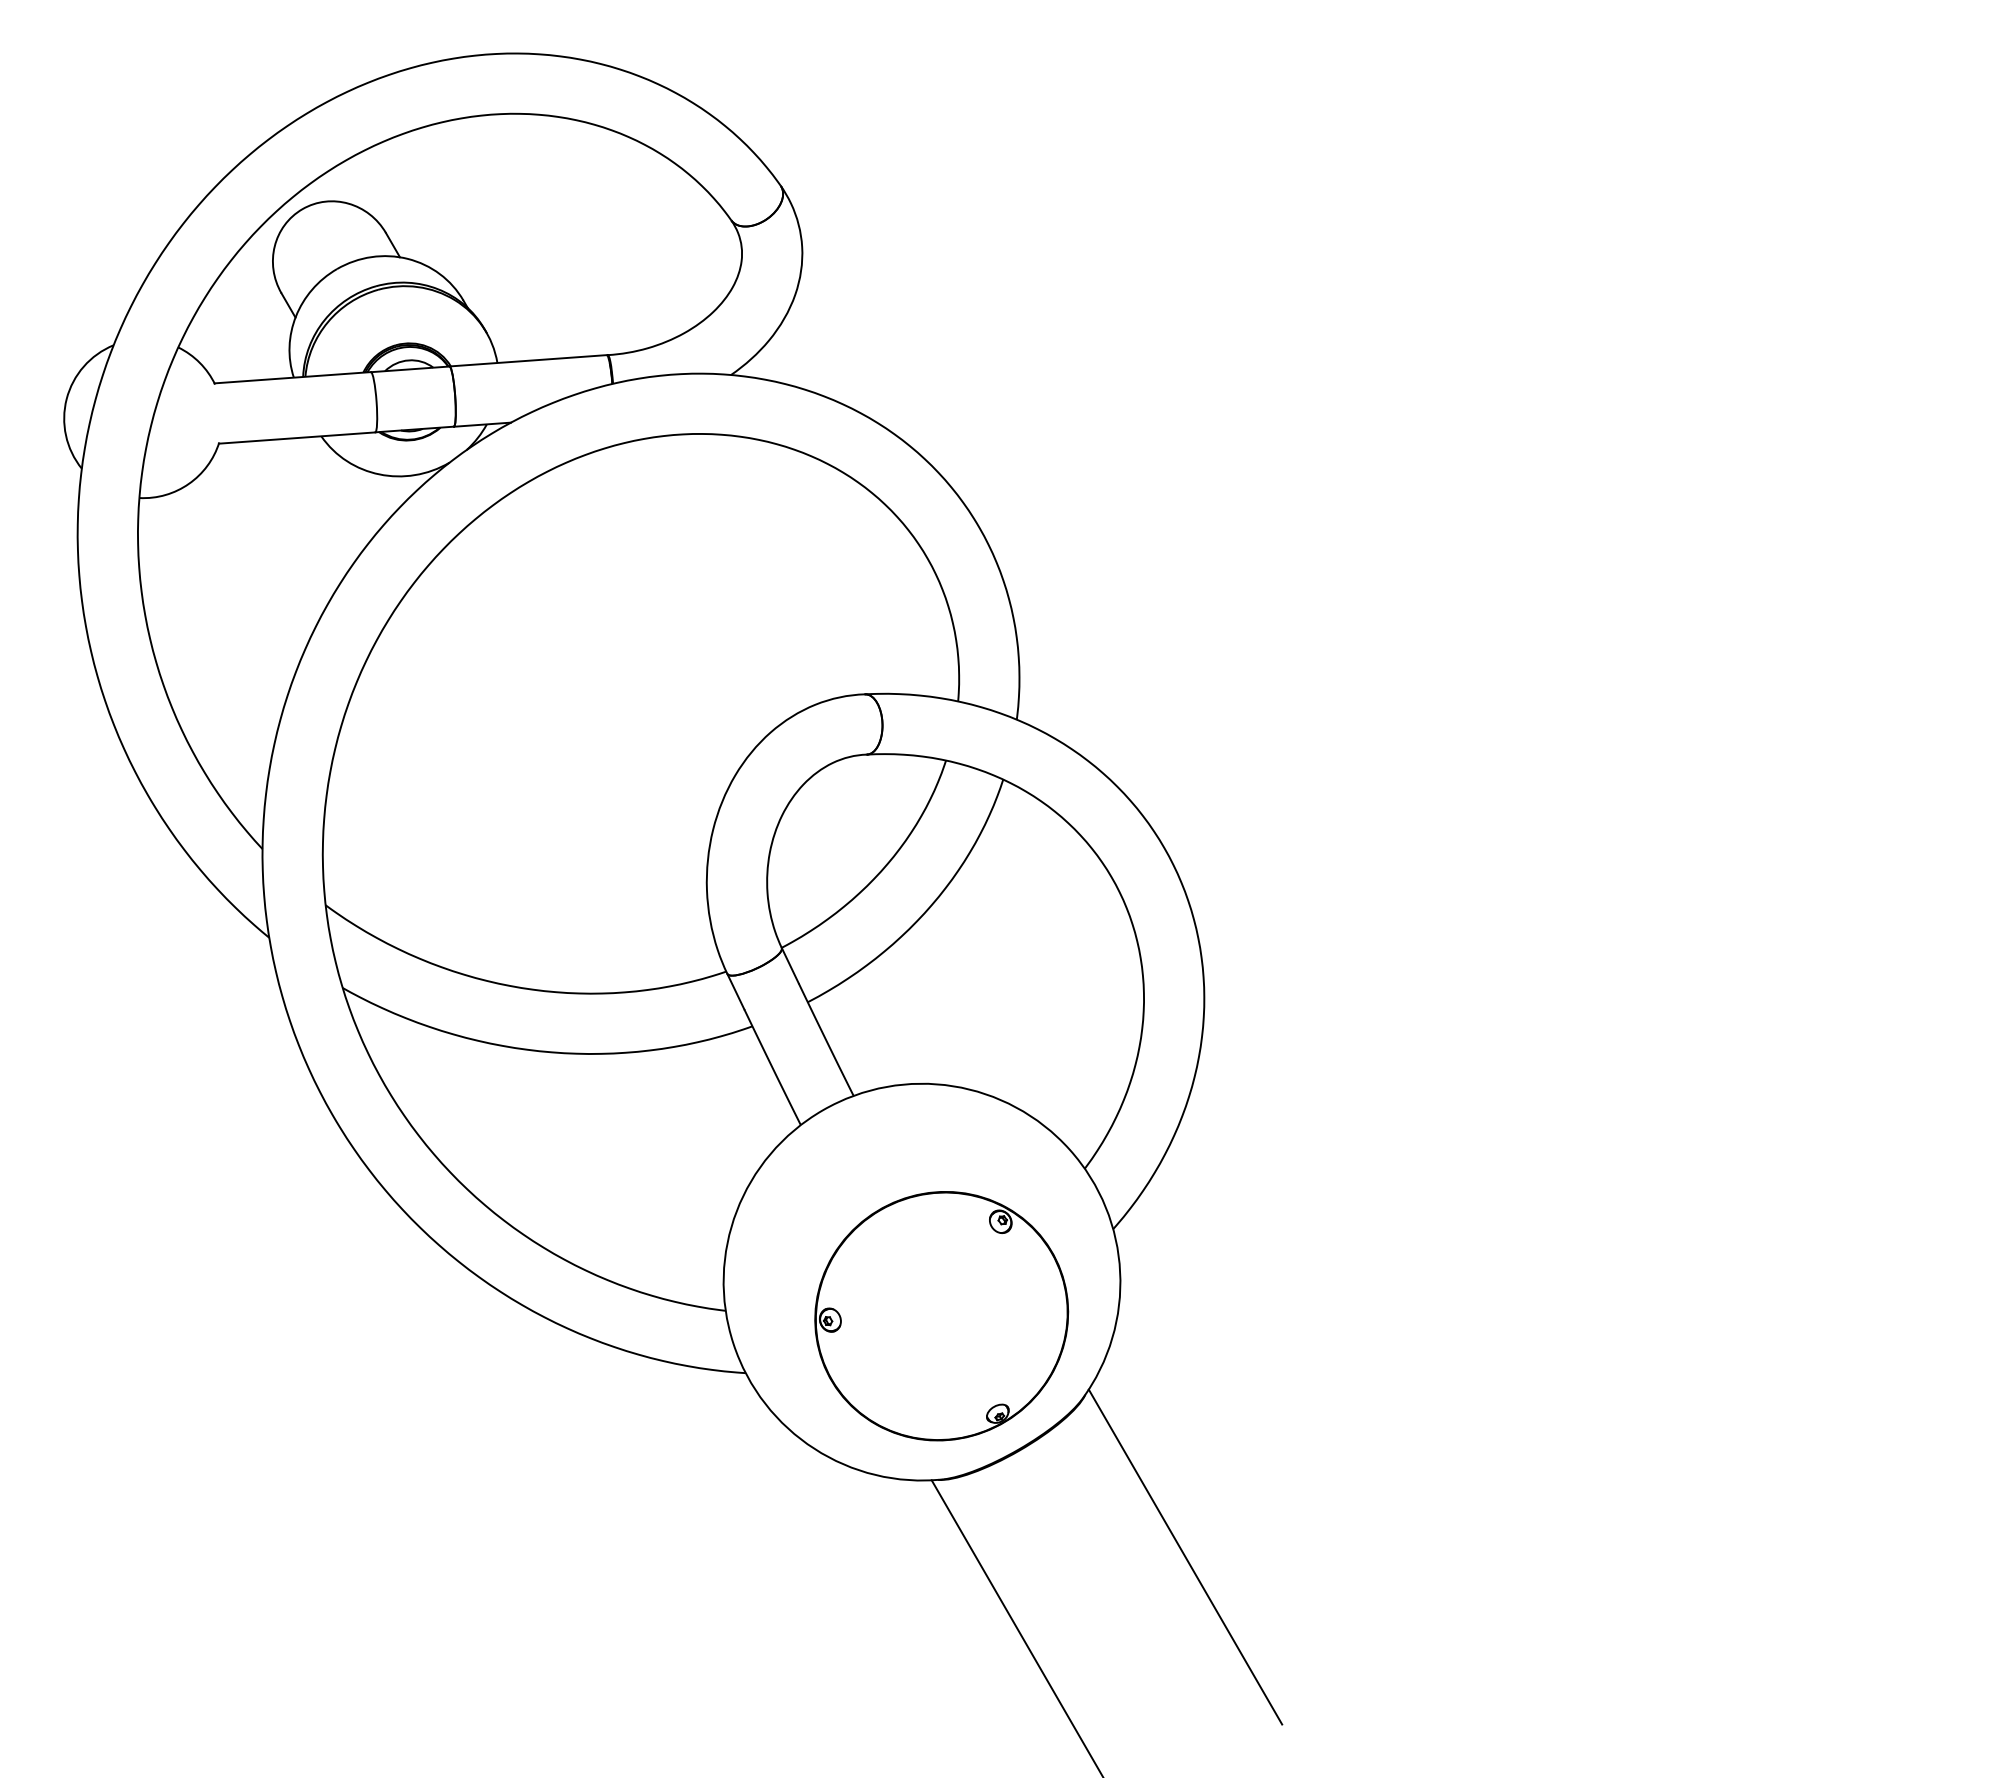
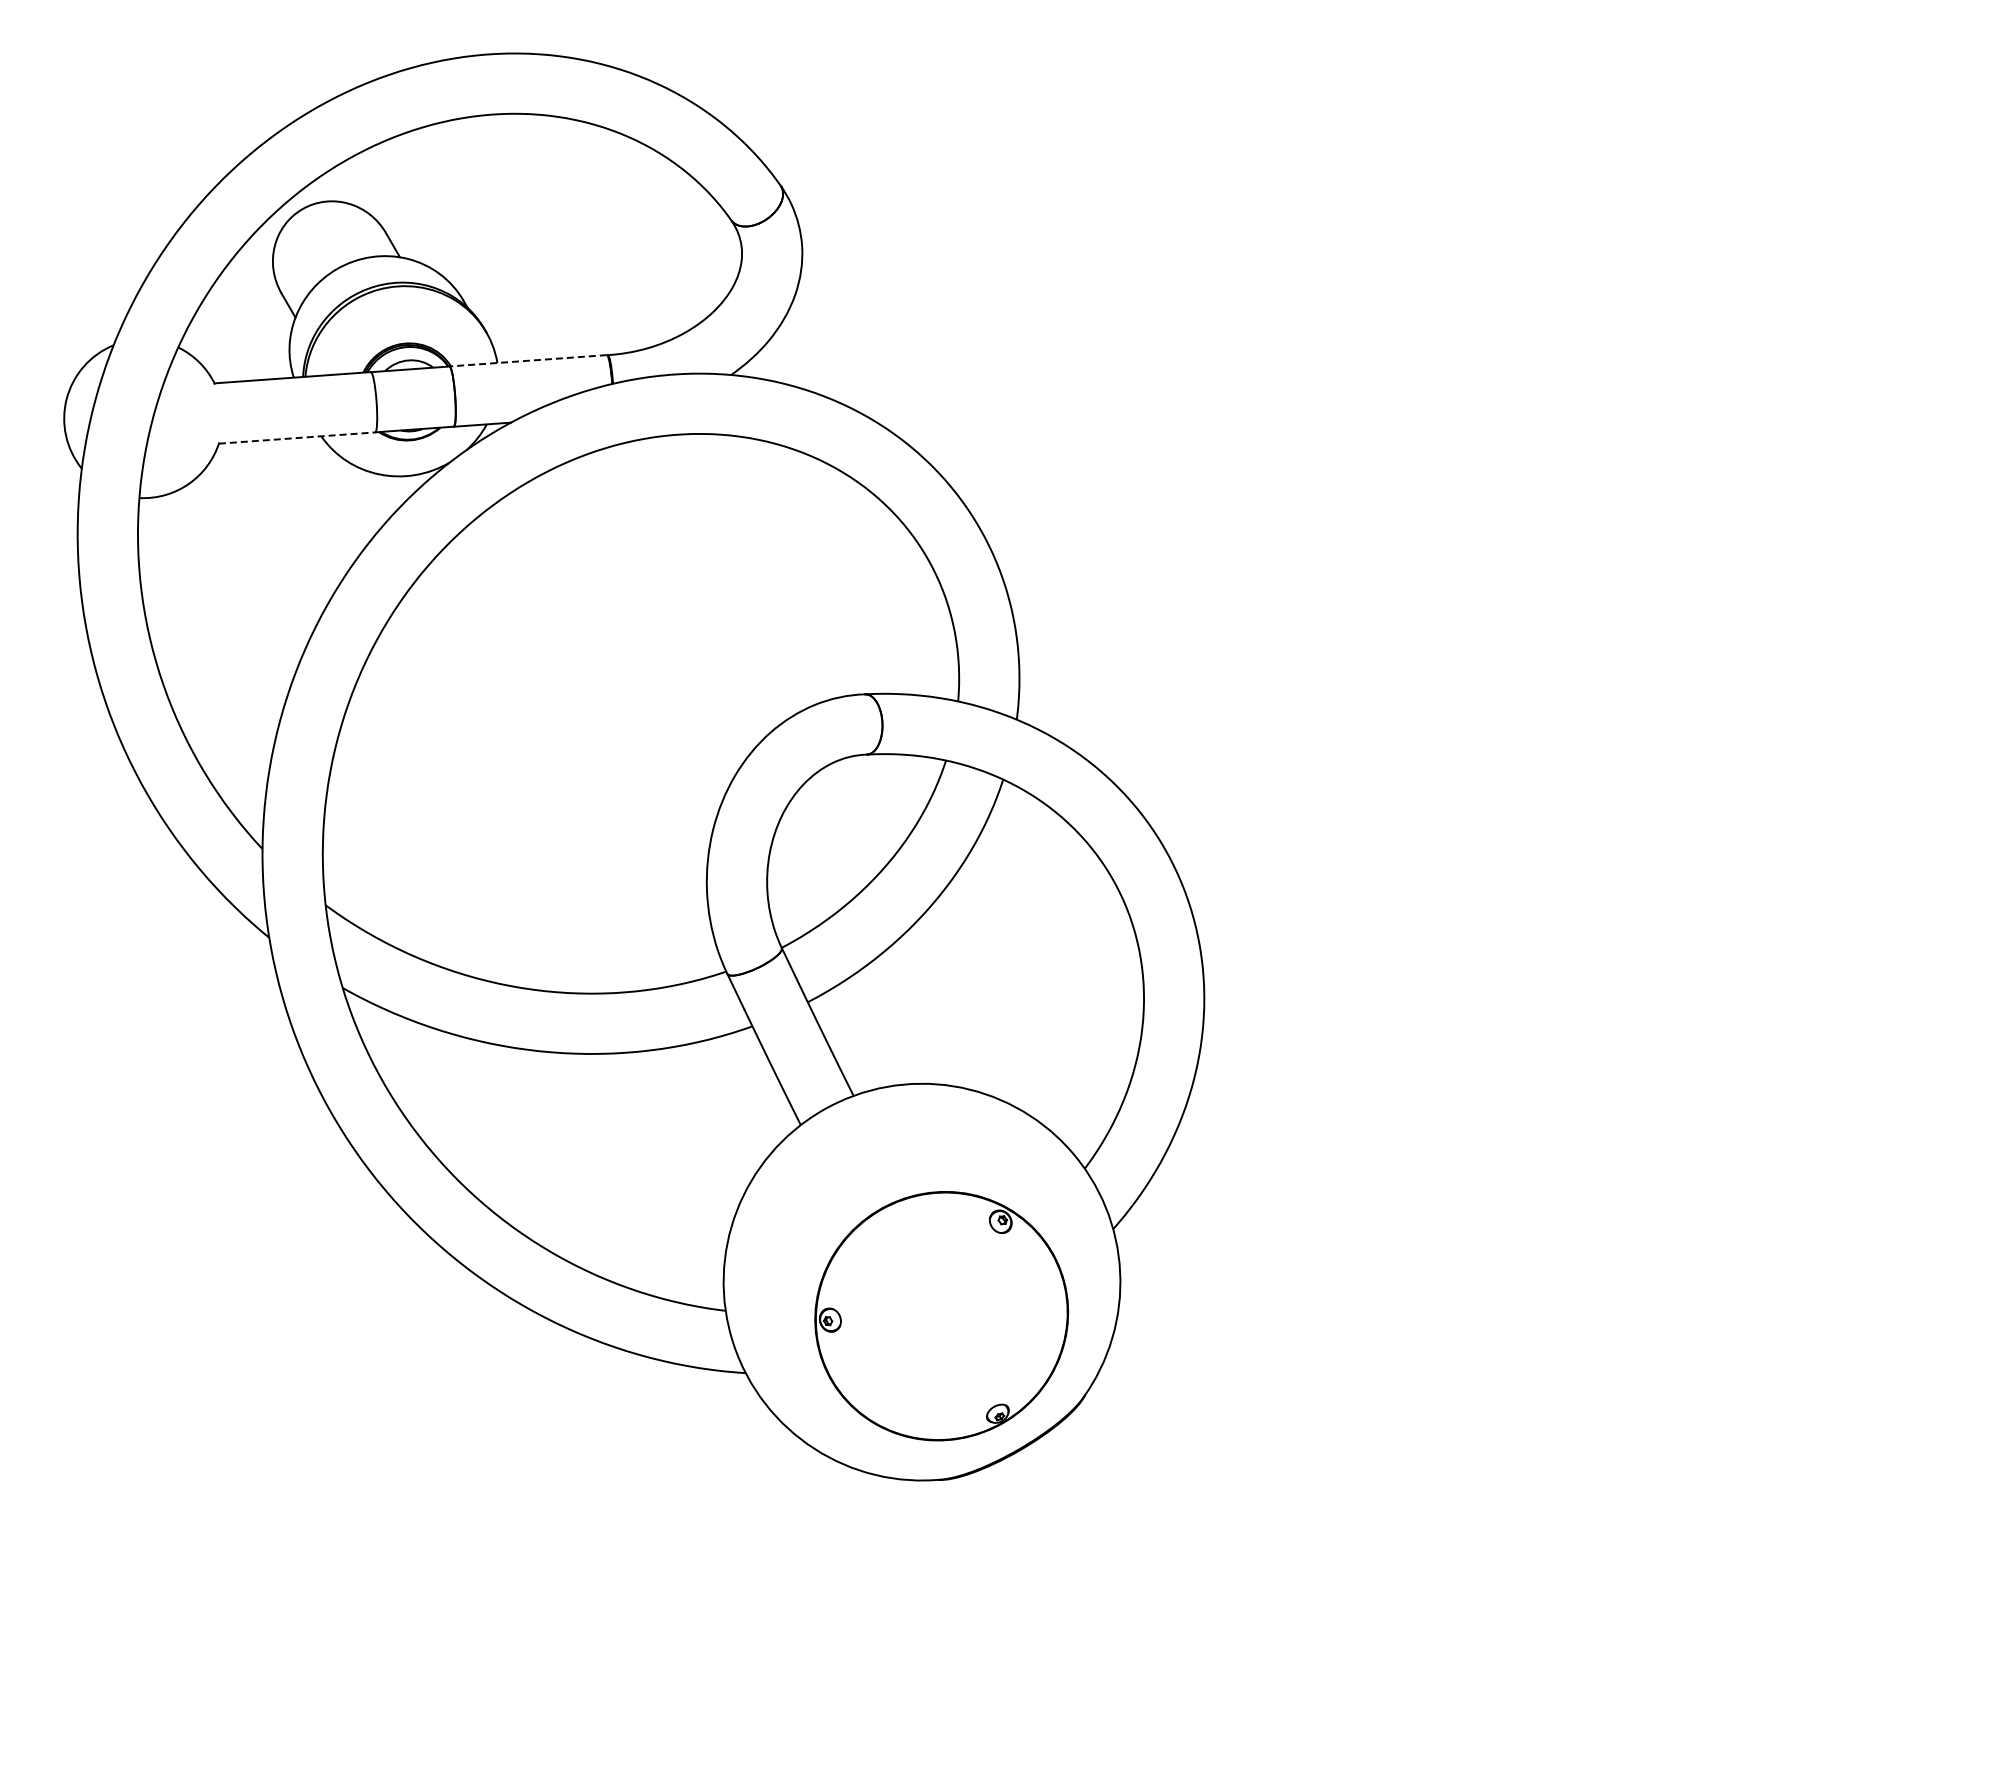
line: solid -> dashed (528, 360)
line: solid -> dashed (297, 438)
line: present -> none (1185, 1556)
line: present -> none (1016, 1627)
